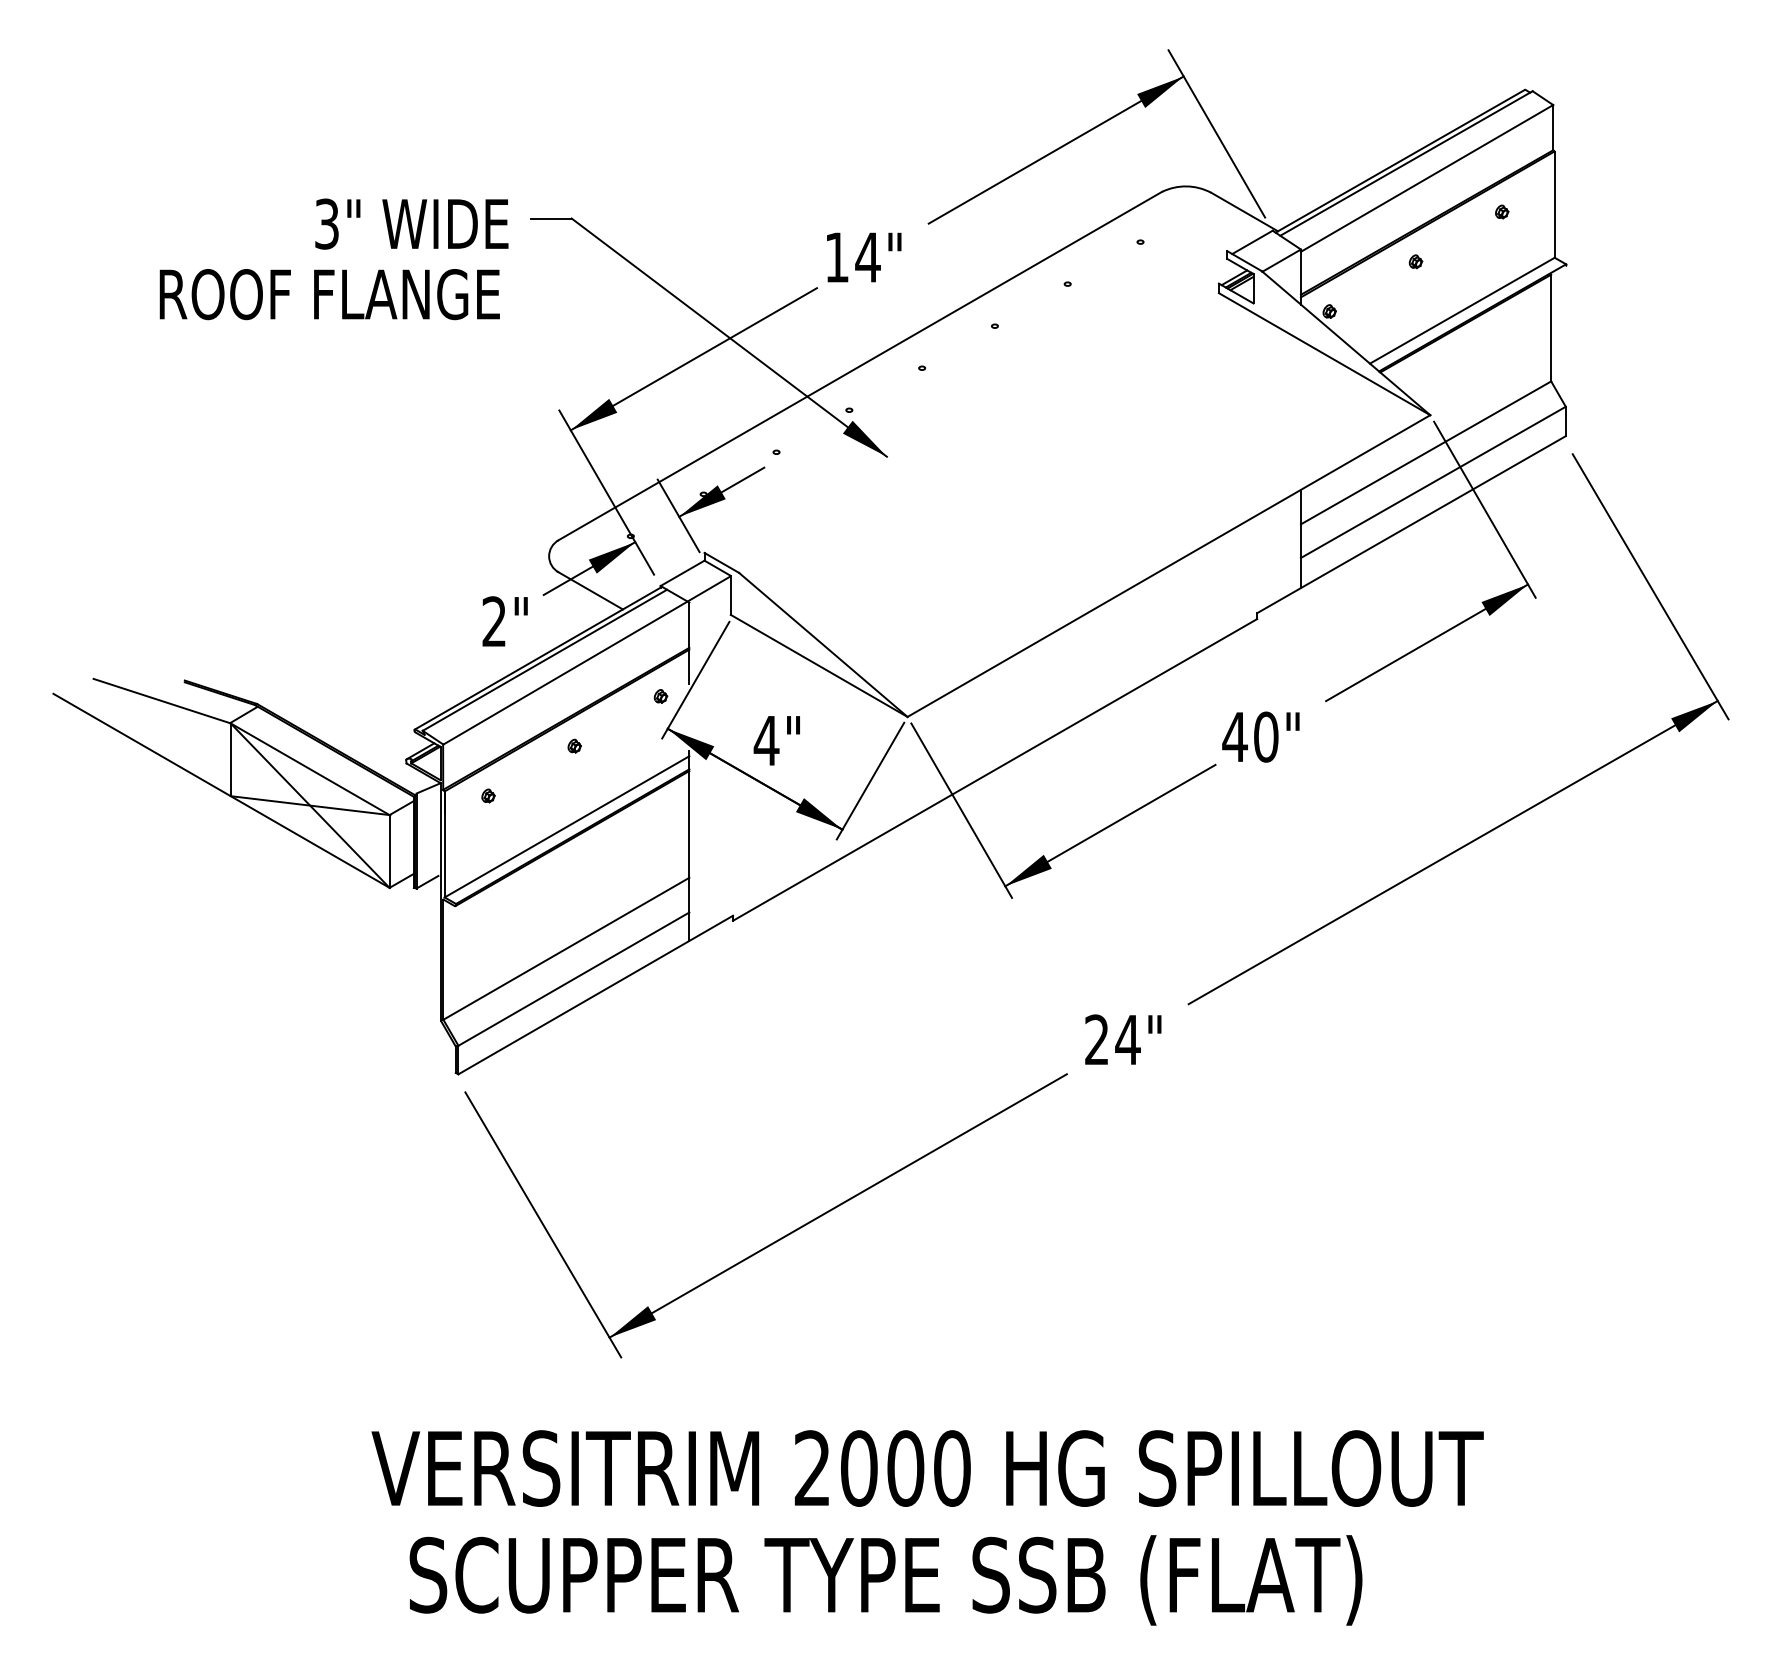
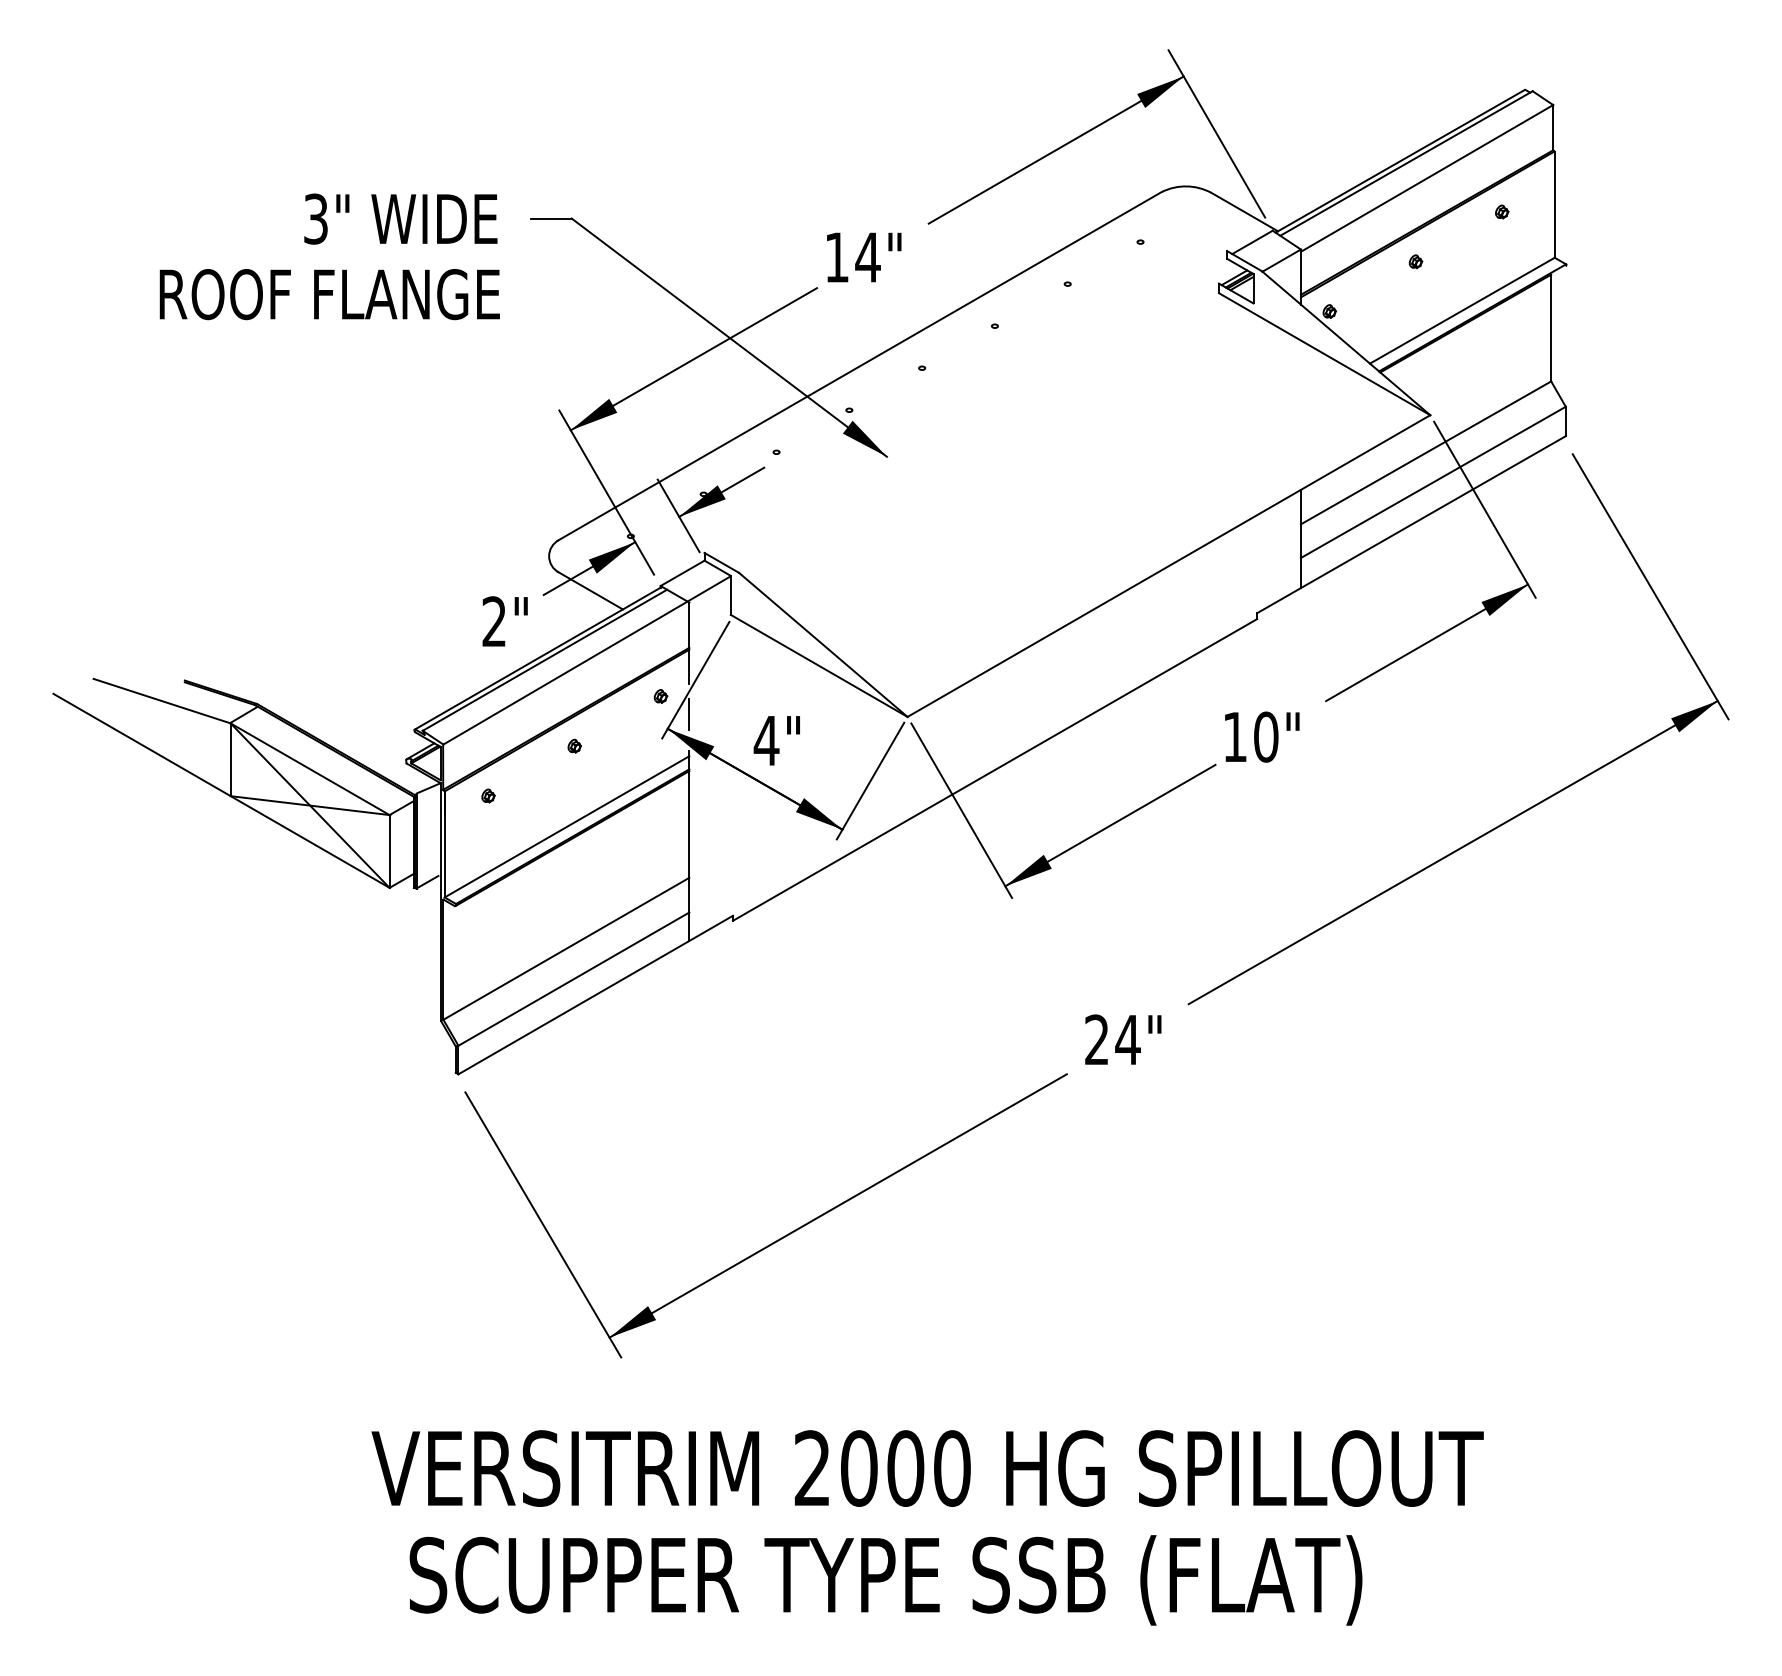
text position: (411, 223) -> (400, 218) (400, 218)
line: none -> present (689, 714)
text: 40" -> 10" (1234, 736)
